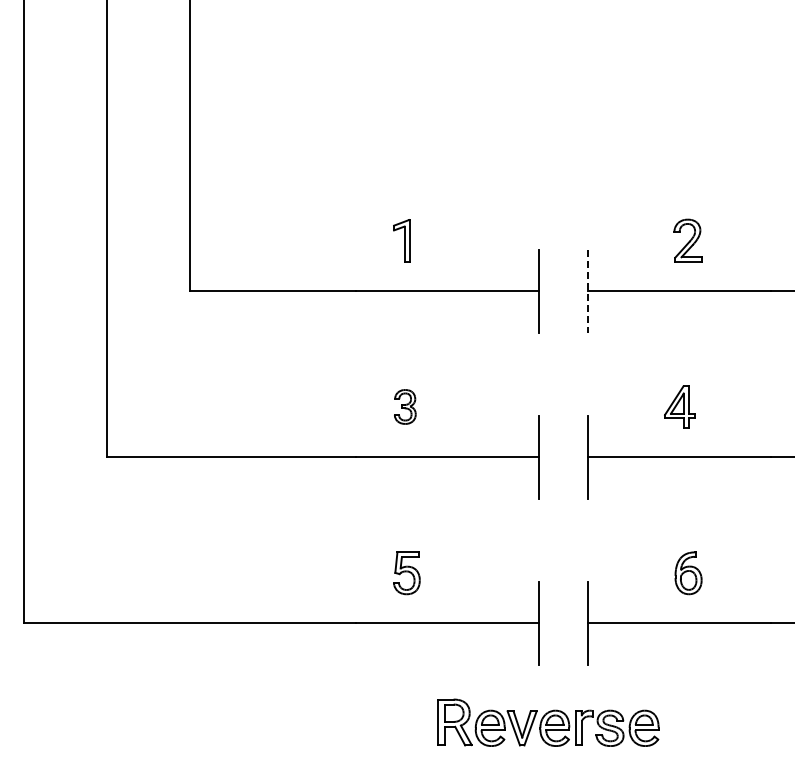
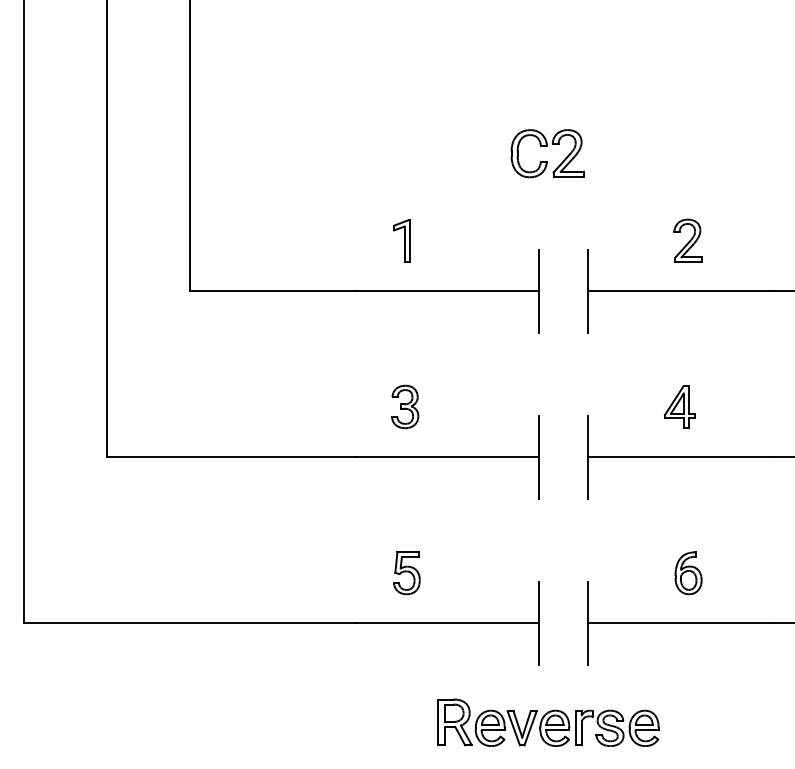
part: none -> present (547, 146)
line: dashed -> solid (588, 291)
part size: 23x36 px -> 29x46 px (405, 406)
